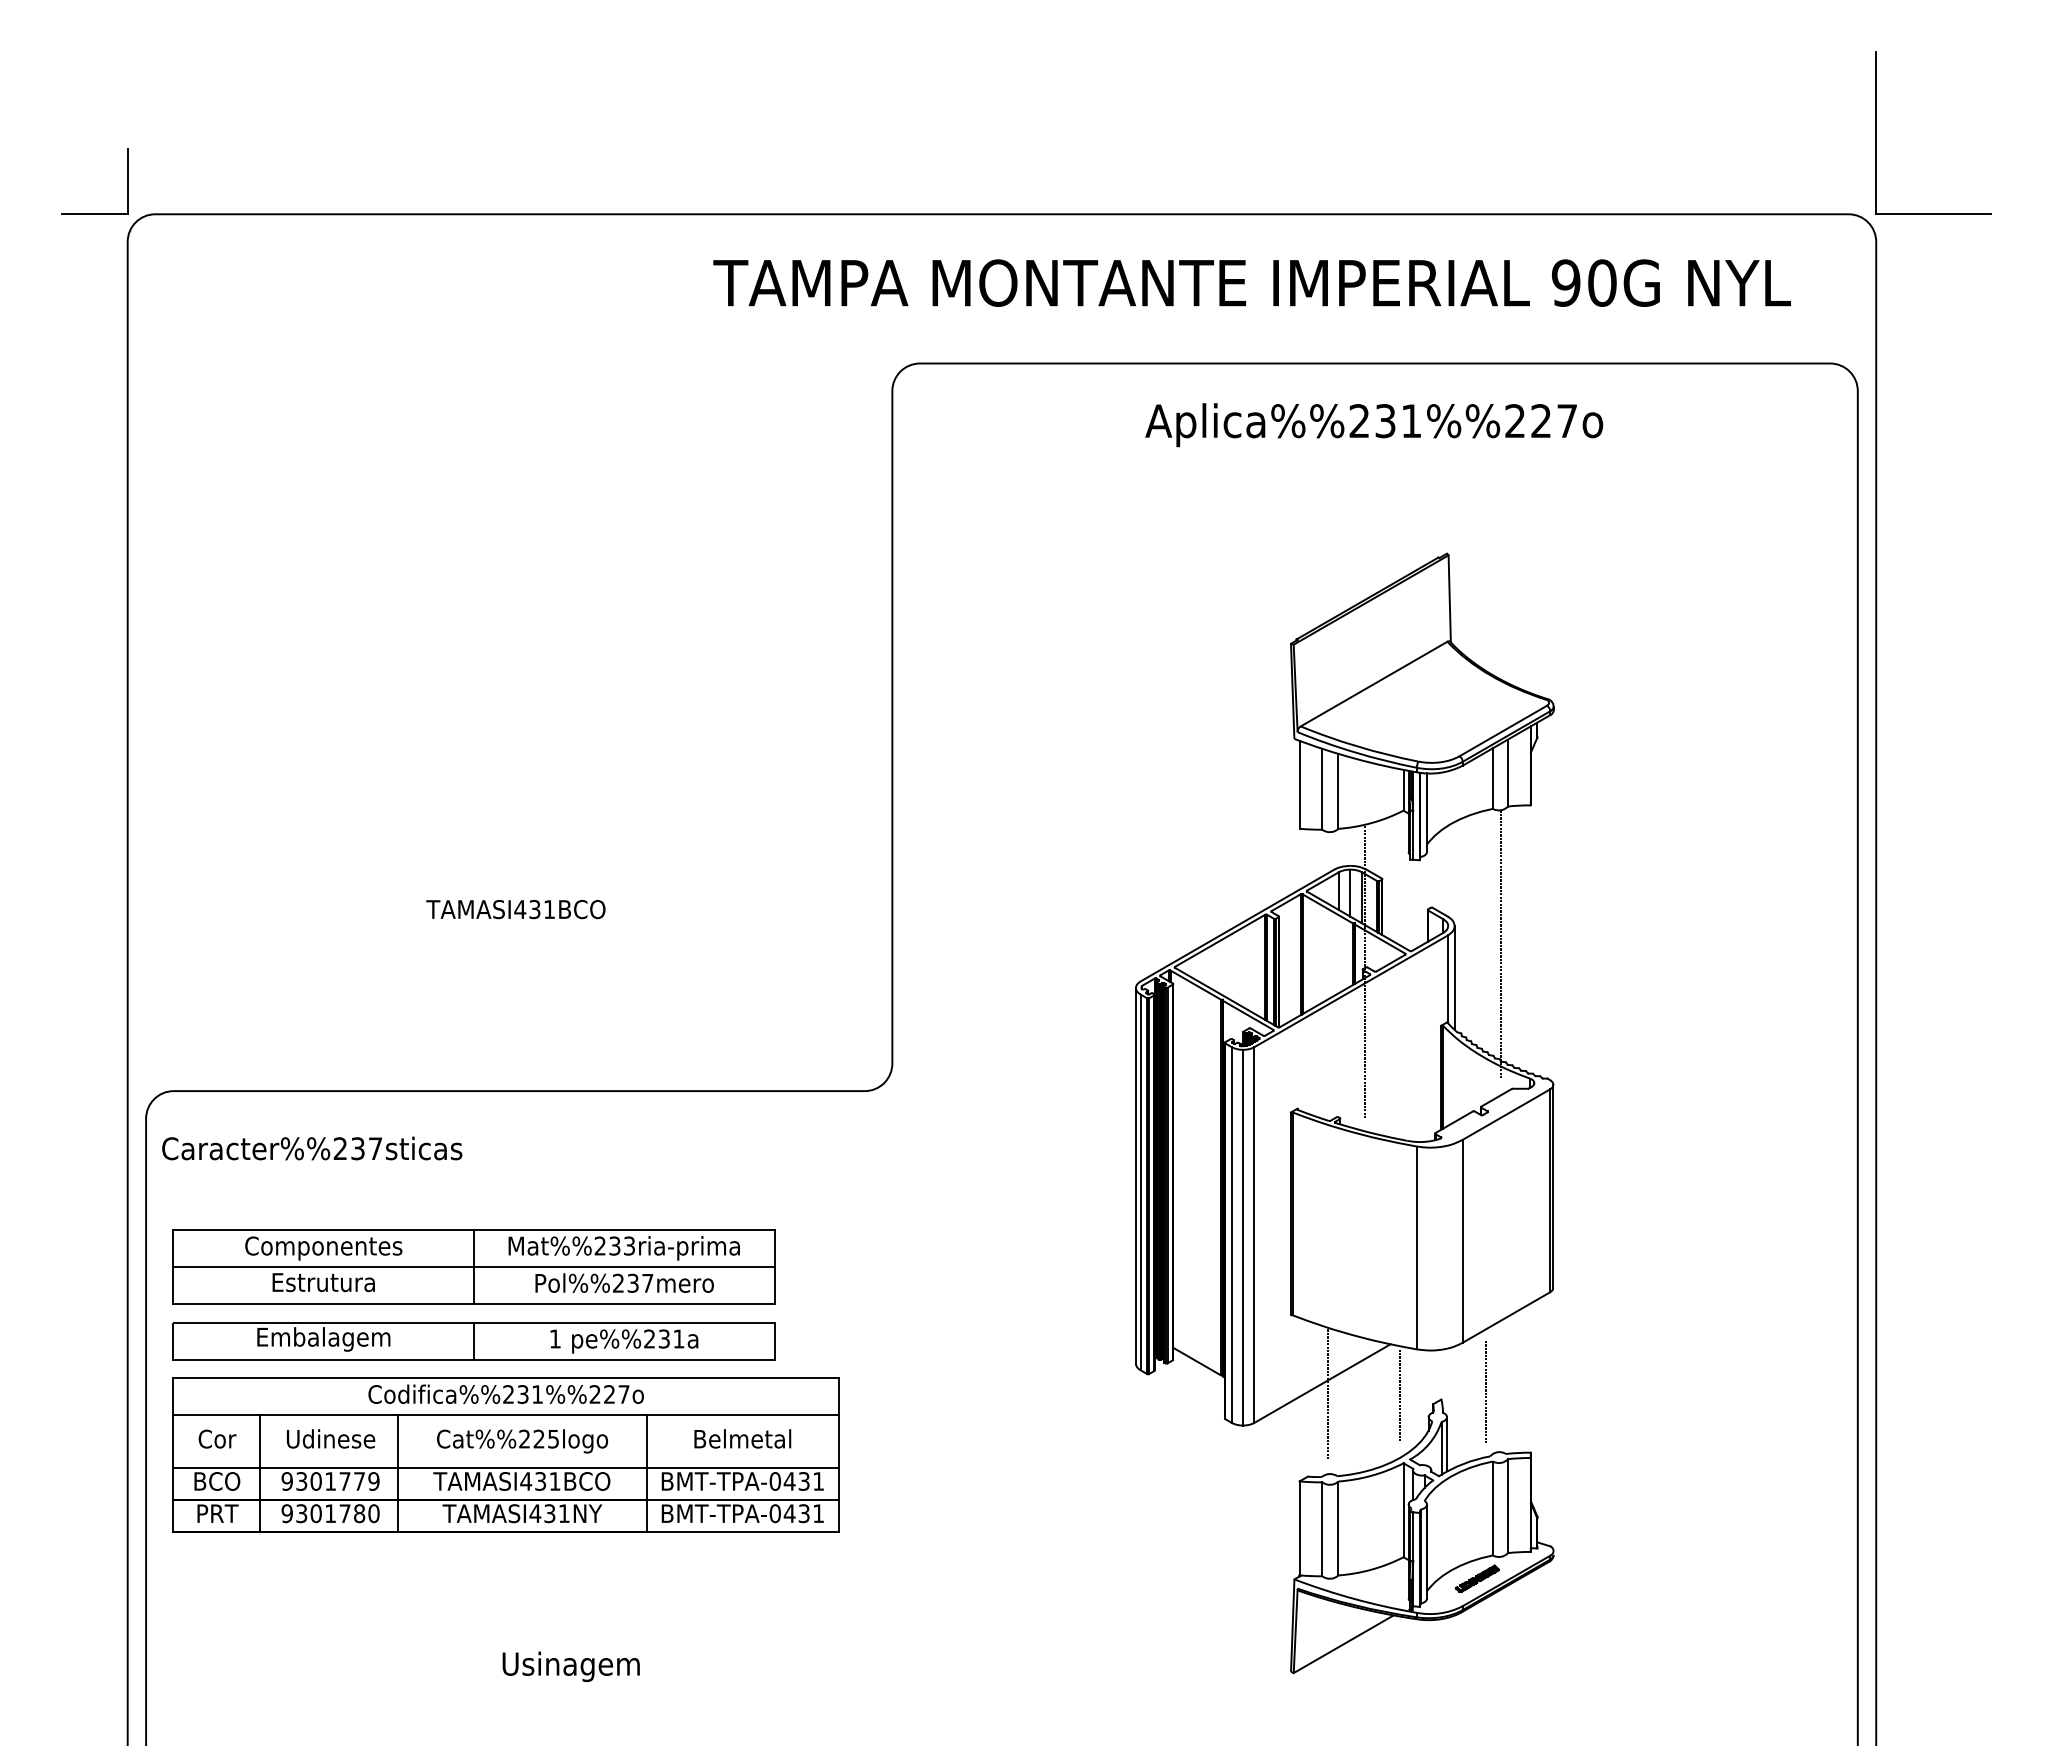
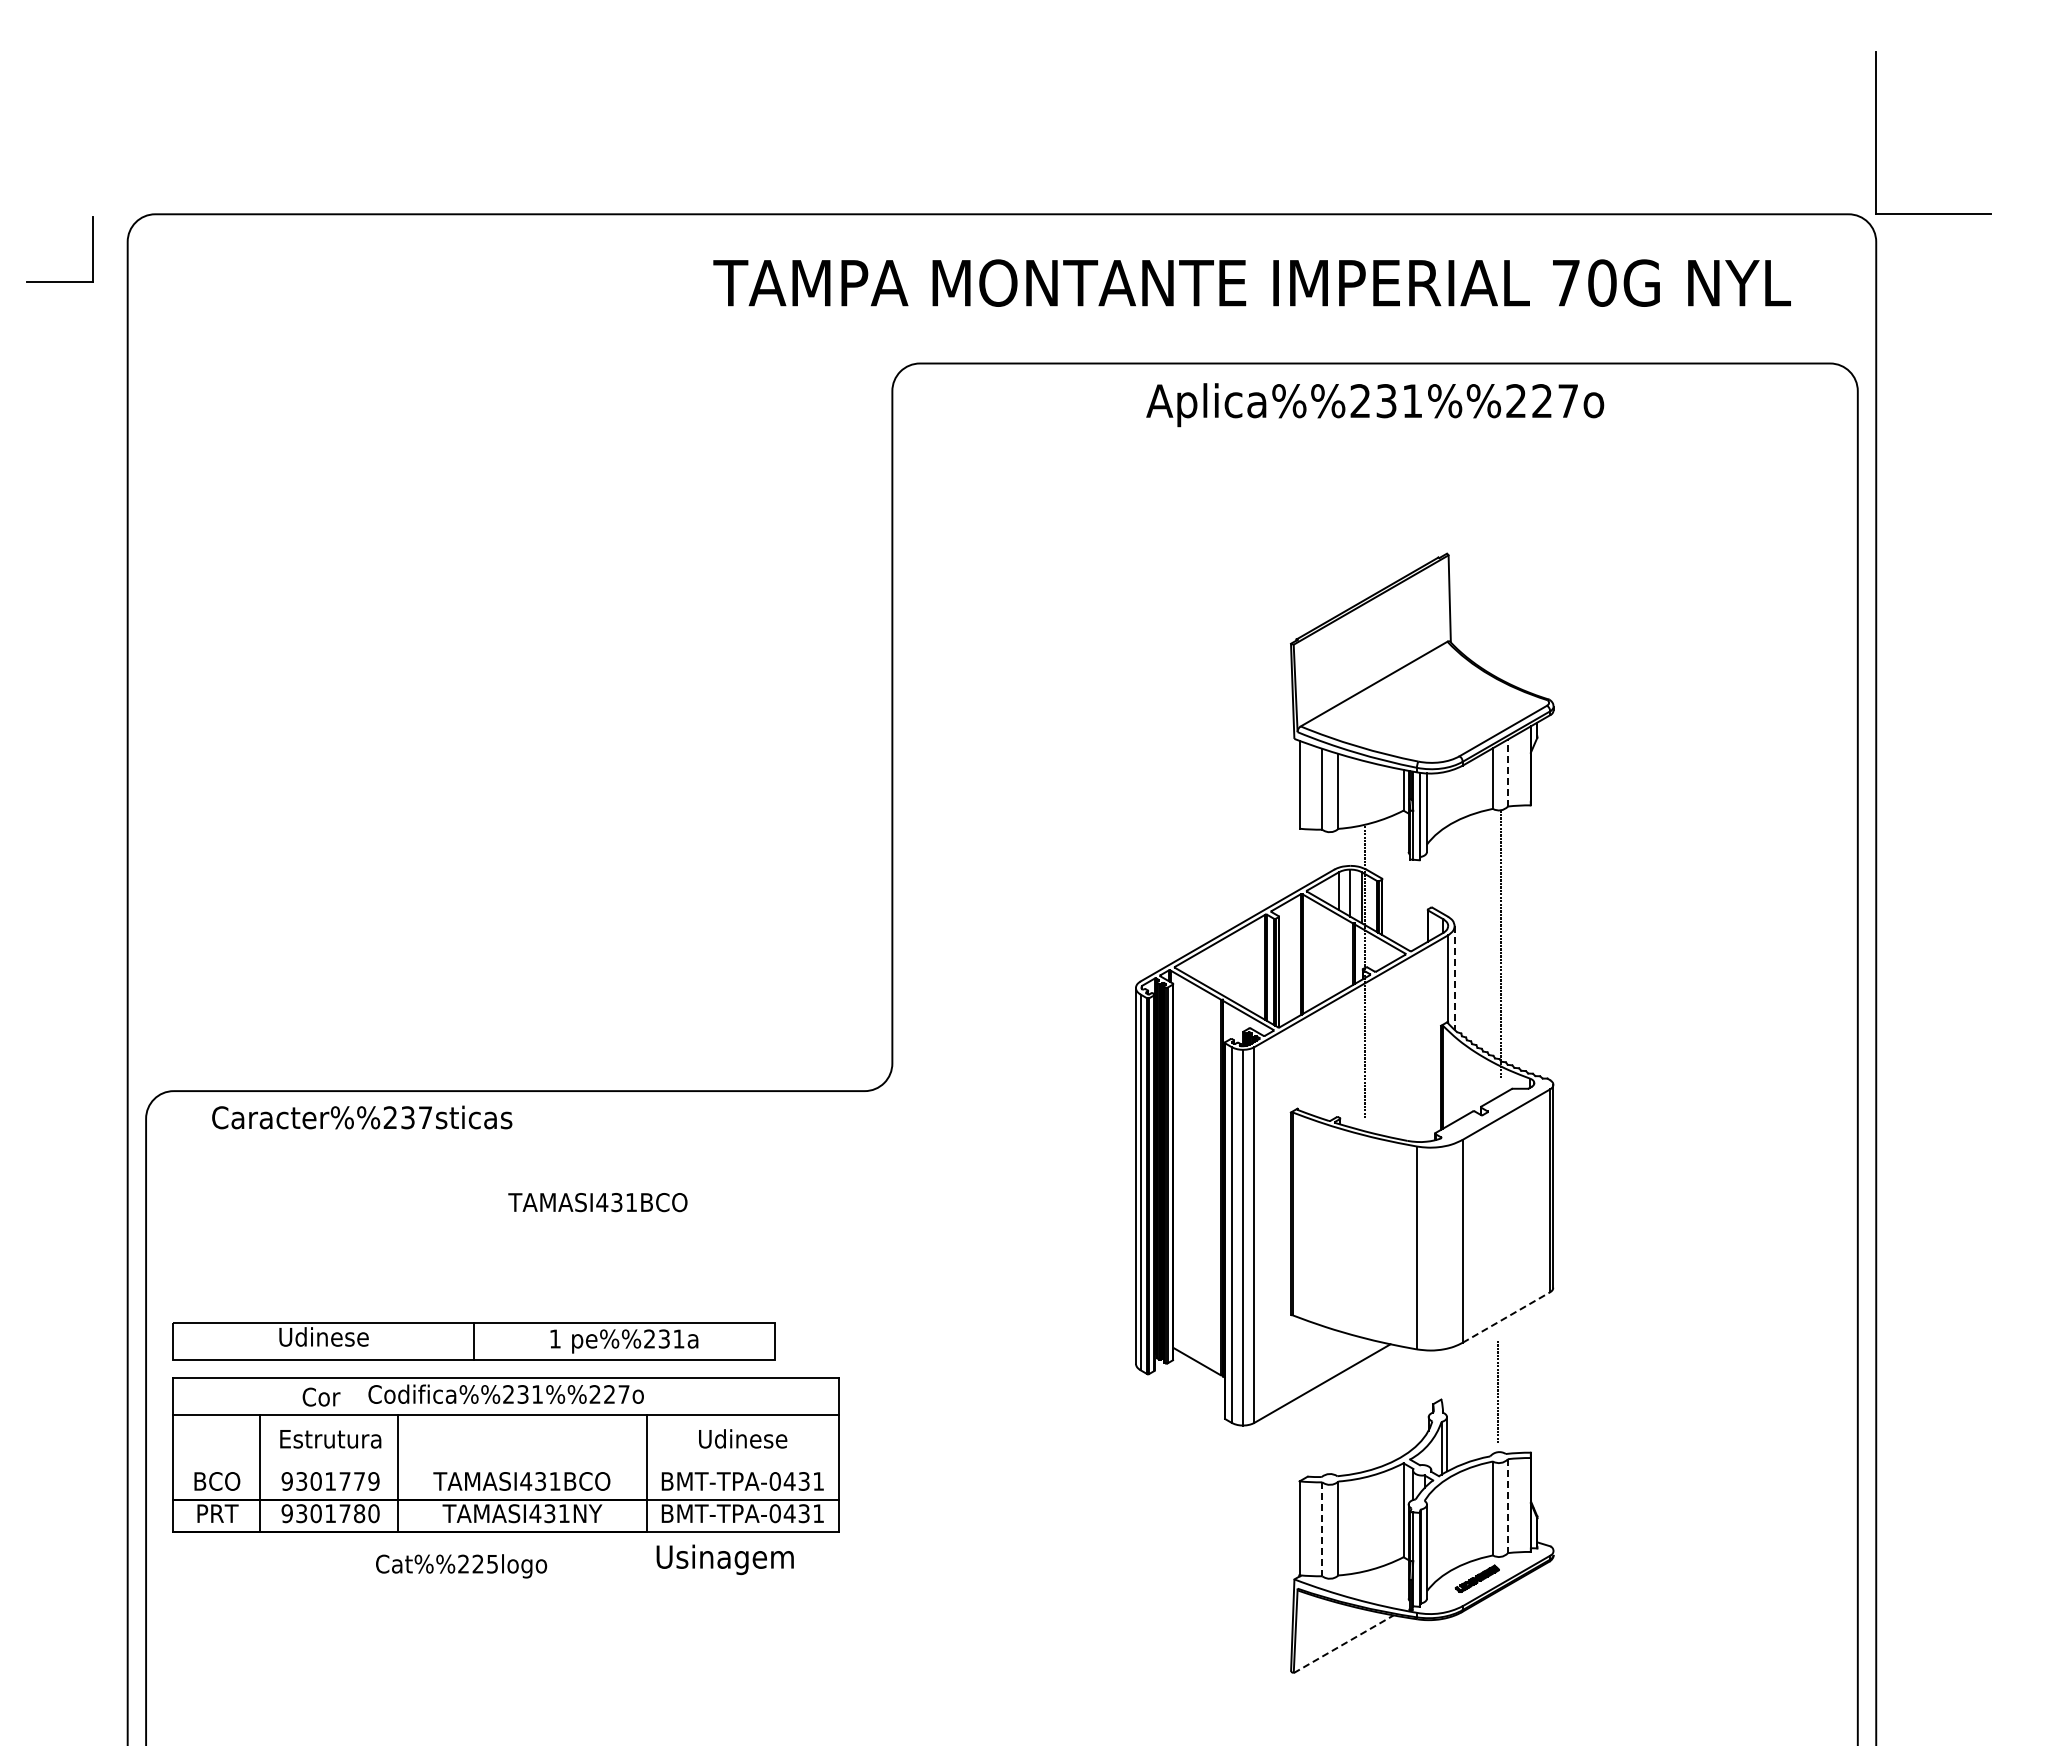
part position: (94, 213) -> (59, 281) (59, 281)
text: 90G -> 70G (1565, 282)
text position: (1374, 425) -> (1375, 405) (1375, 405)
line: solid -> dashed (1507, 772)
text position: (515, 909) -> (597, 1202) (597, 1202)
line: solid -> dashed (1454, 978)
text position: (312, 1148) -> (362, 1117) (362, 1117)
part: present -> none (473, 1266)
line: solid -> dashed (1506, 1317)
text: Embalagem -> Udinese (323, 1339)
line position: (1485, 1391) -> (1497, 1391) (1497, 1391)
line: present -> none (1328, 1393)
line: present -> none (1400, 1395)
text position: (217, 1438) -> (321, 1396) (321, 1396)
text: Udinese -> Estrutura (330, 1438)
text: Belmetal -> Udinese (742, 1438)
text position: (522, 1441) -> (461, 1566) (461, 1566)
line: present -> none (505, 1467)
line: solid -> dashed (1507, 1506)
line: solid -> dashed (1322, 1529)
line: solid -> dashed (1343, 1644)
text position: (570, 1666) -> (724, 1559) (724, 1559)
